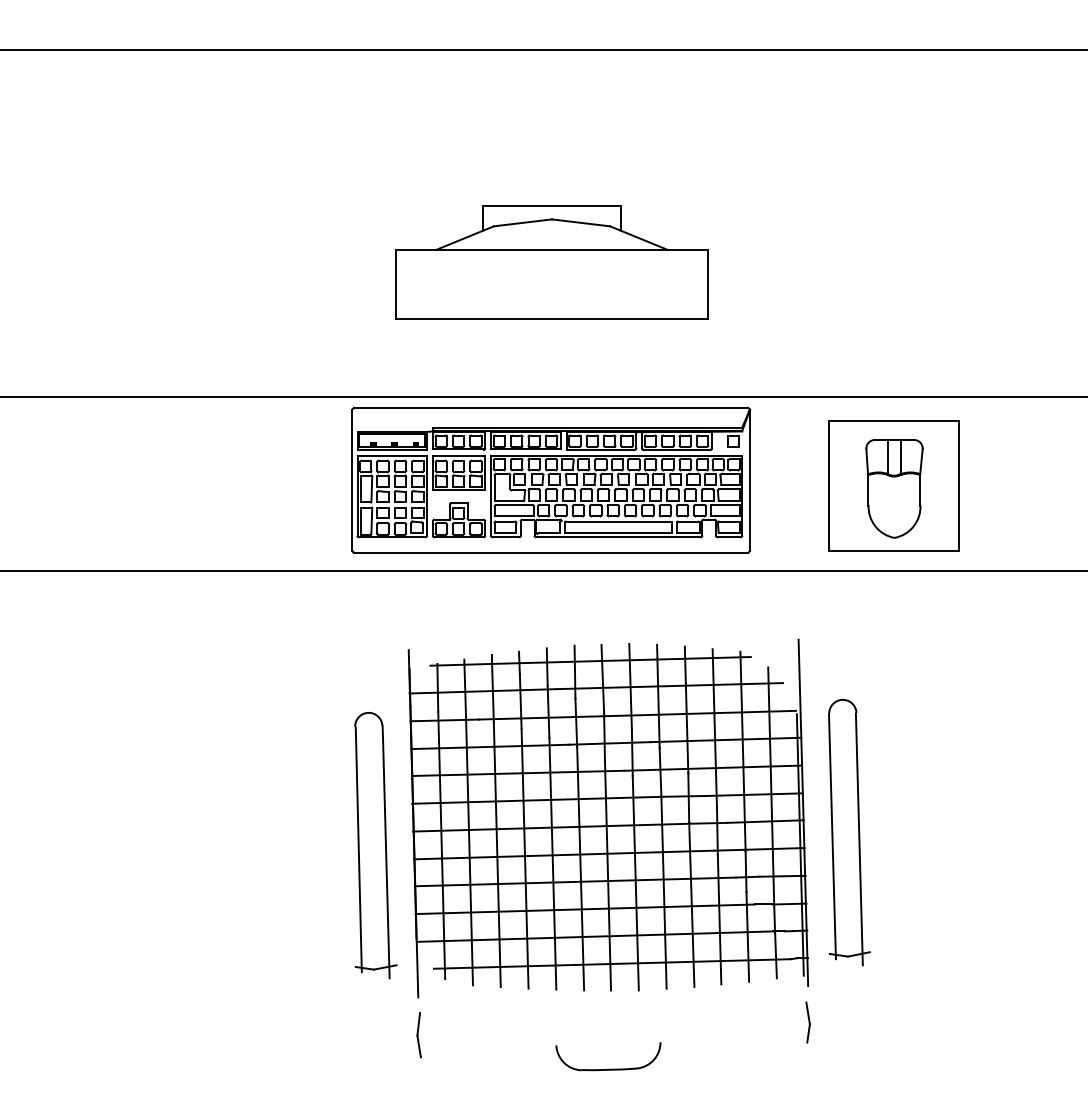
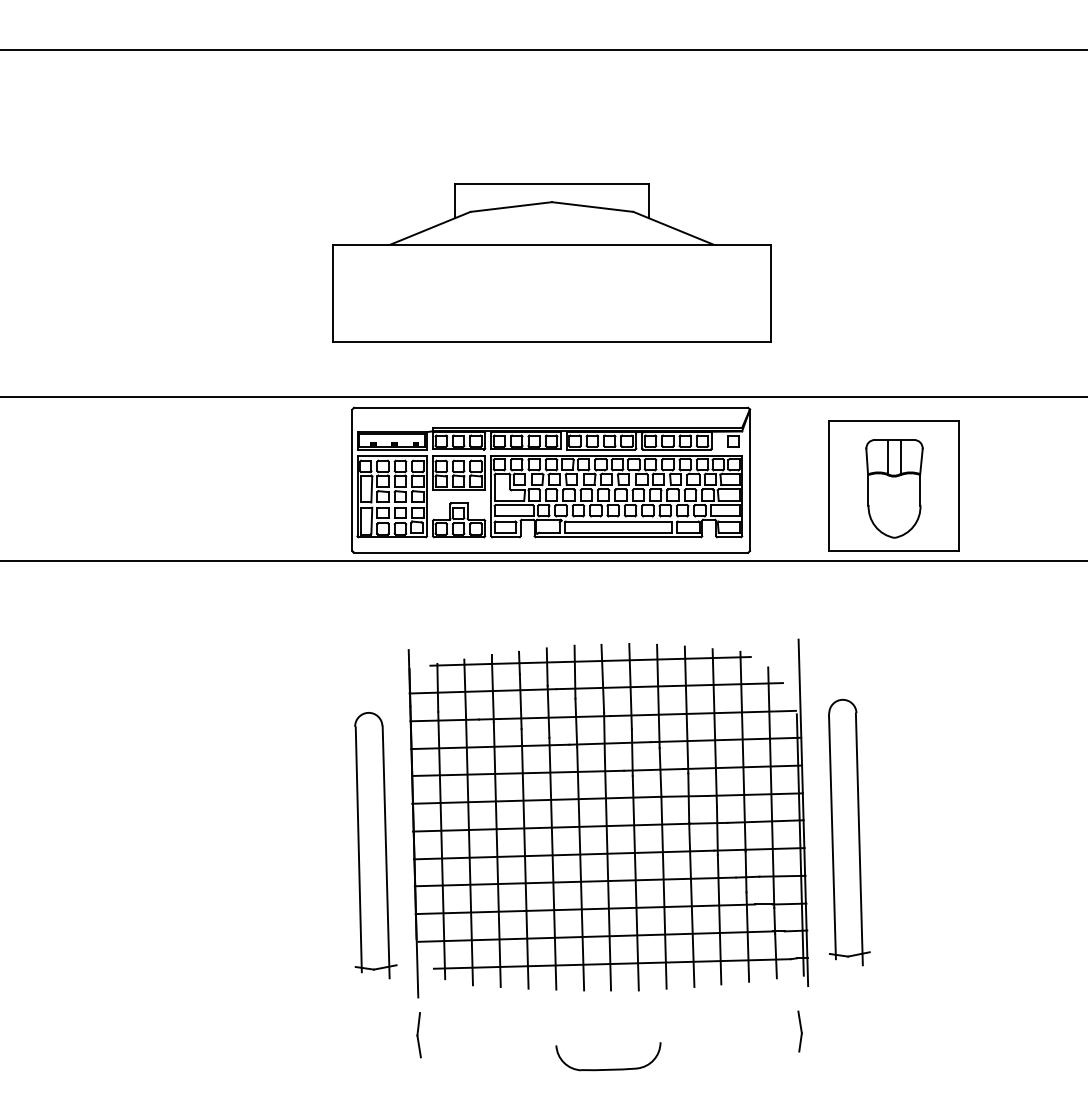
part size: 314x115 px -> 440x160 px (551, 262)
line position: (543, 571) -> (543, 561) (543, 561)
part position: (807, 1022) -> (799, 1031) (799, 1031)
